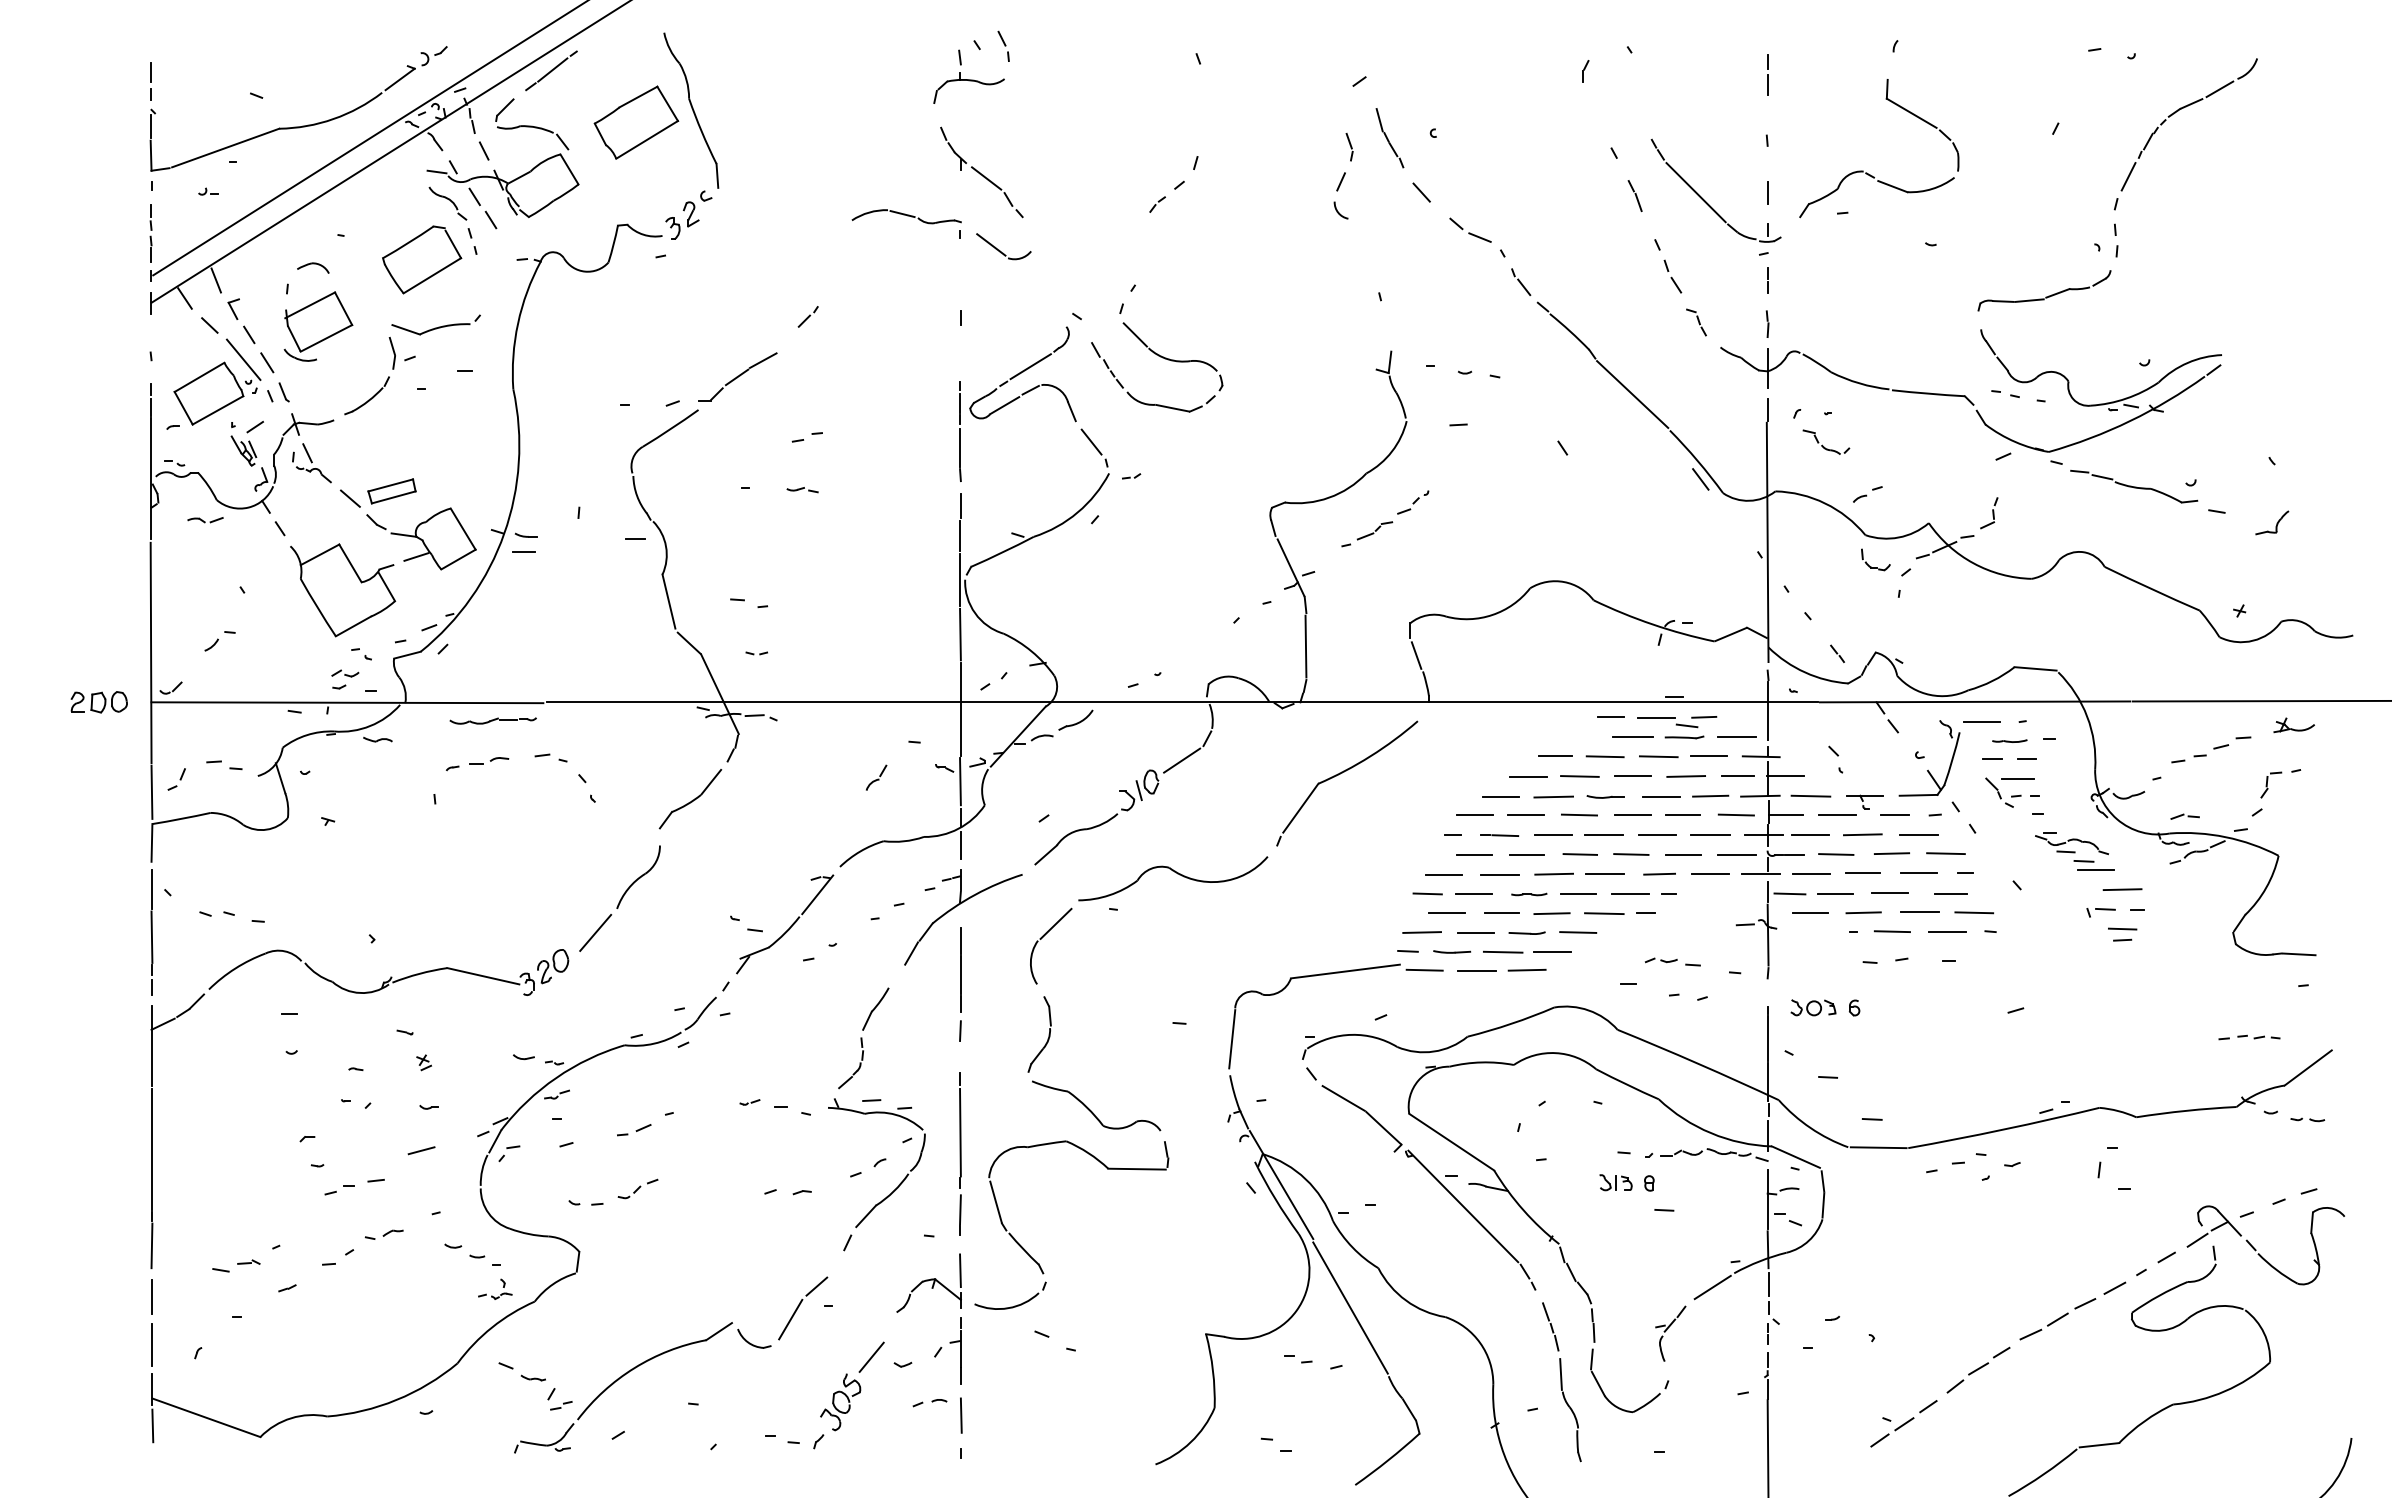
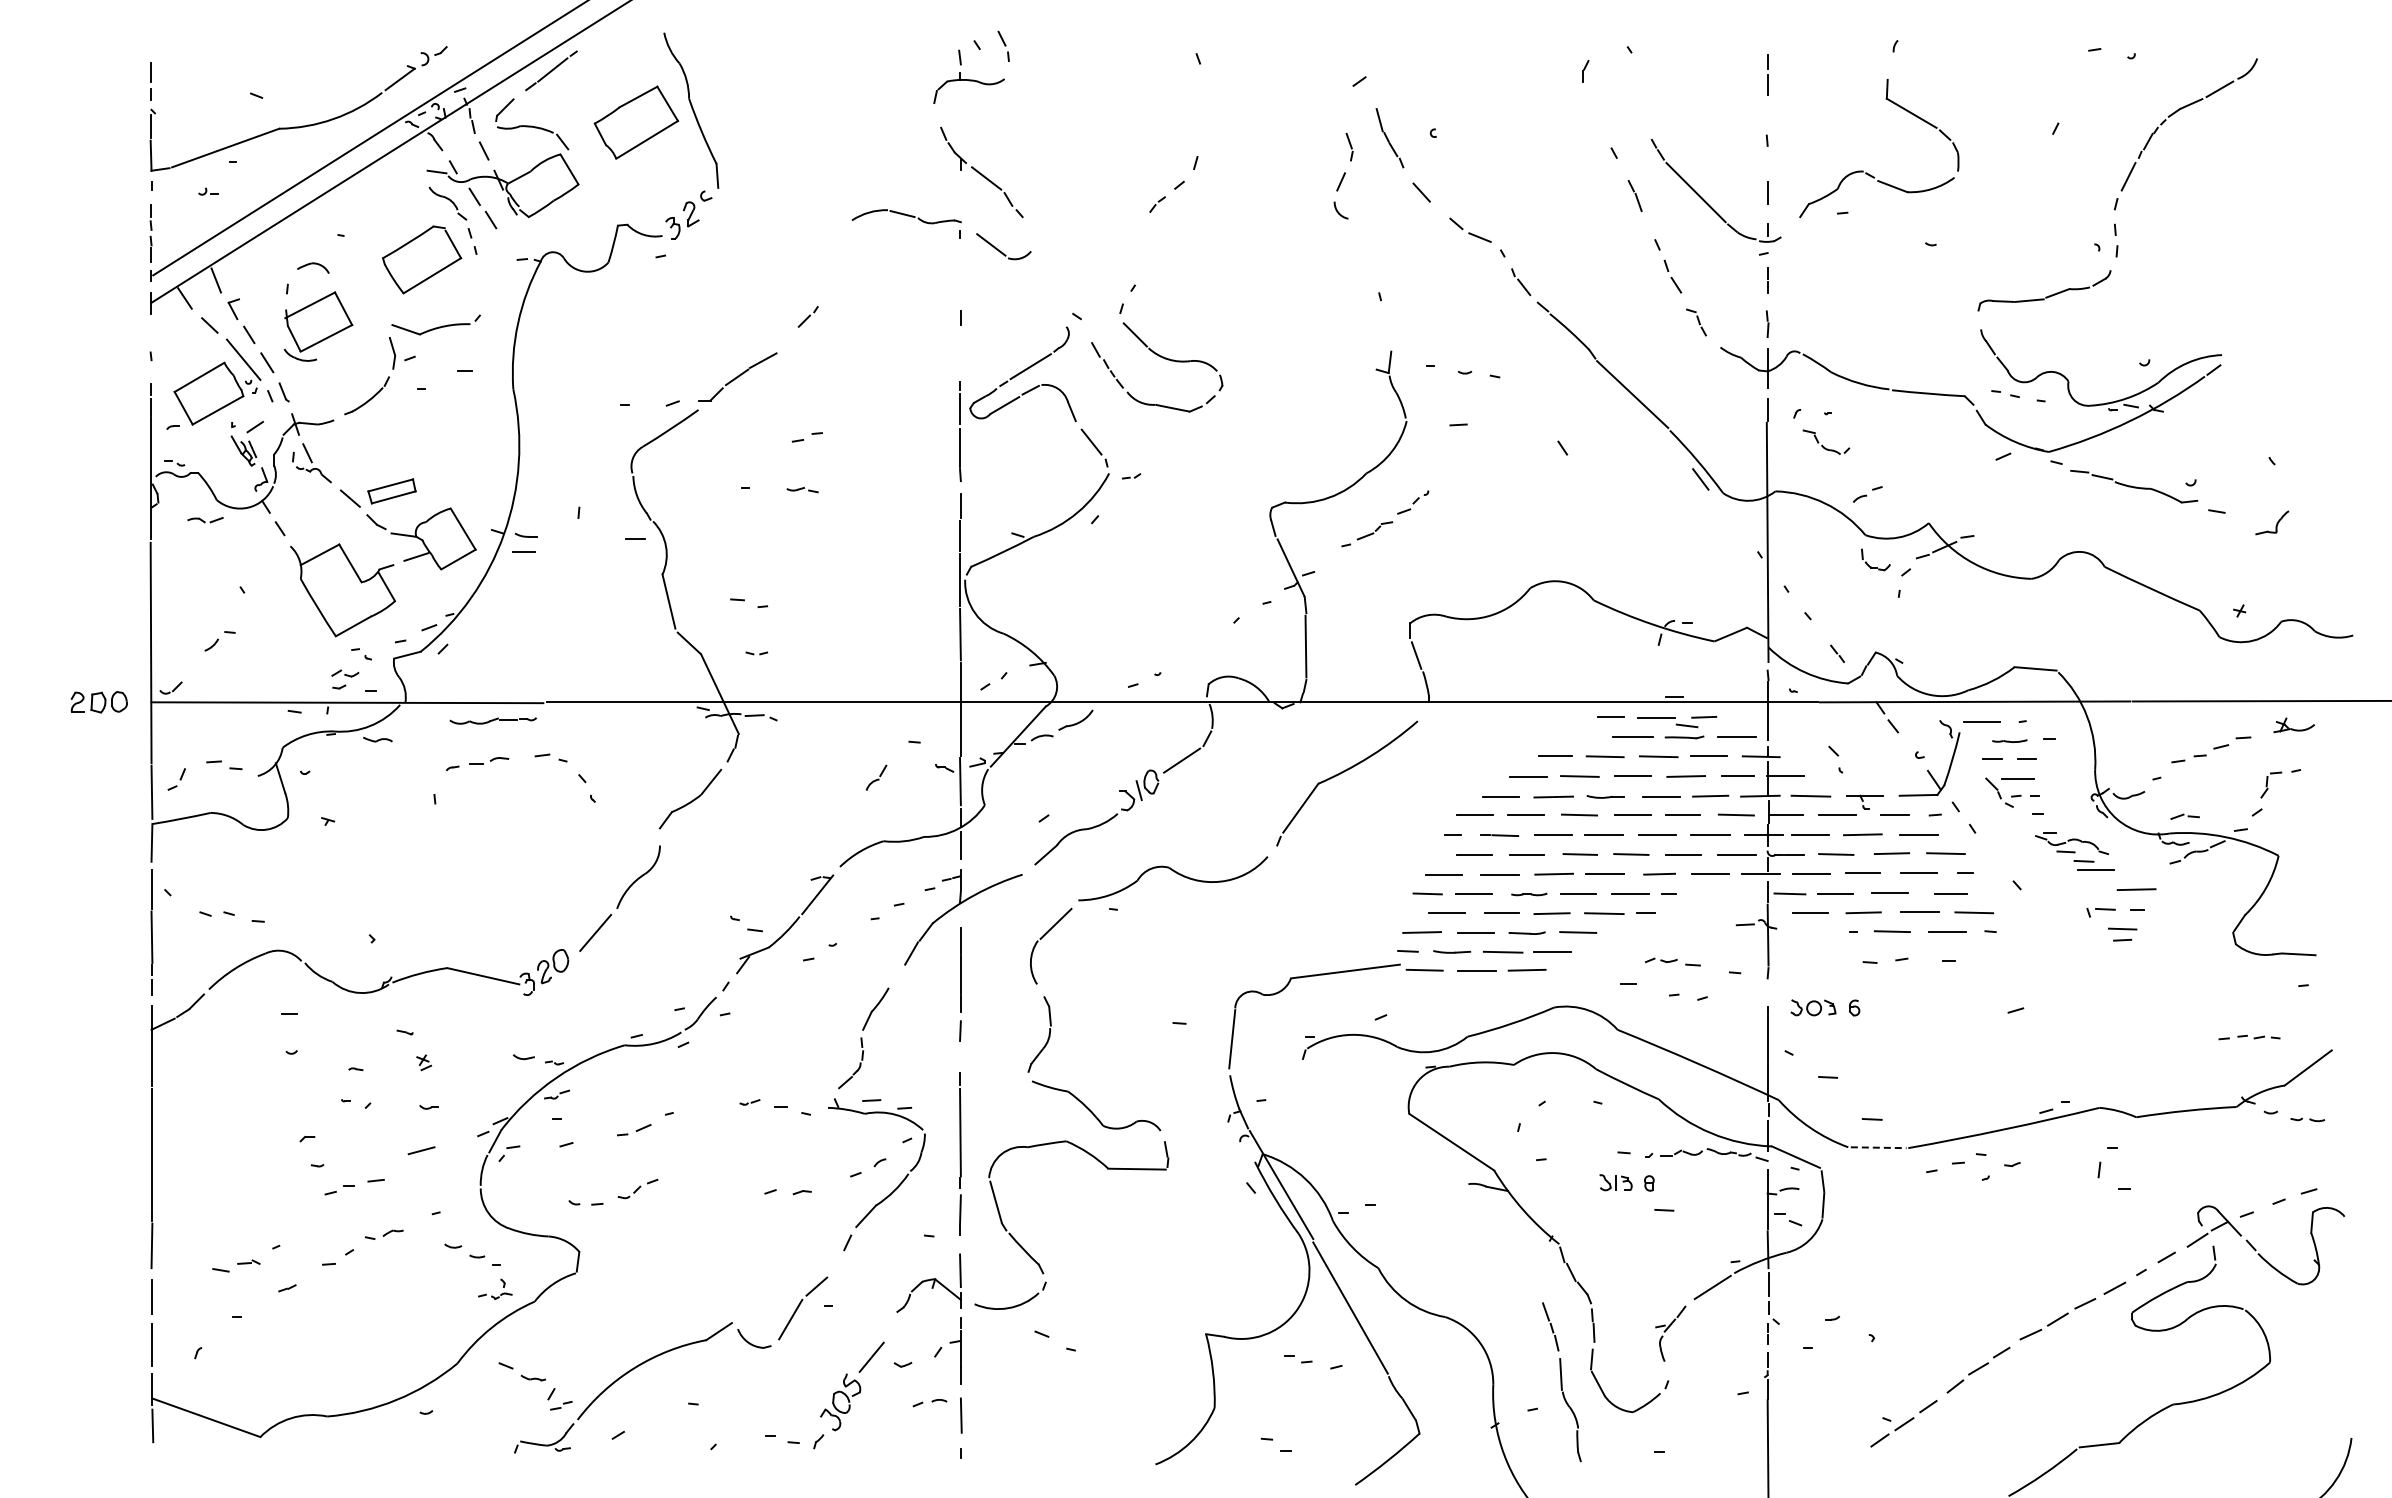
part: present -> none (1989, 513)
line position: (2122, 889) -> (2136, 889) (2136, 889)
line: solid -> dashed (1878, 1147)
part: present -> none (1427, 1171)
